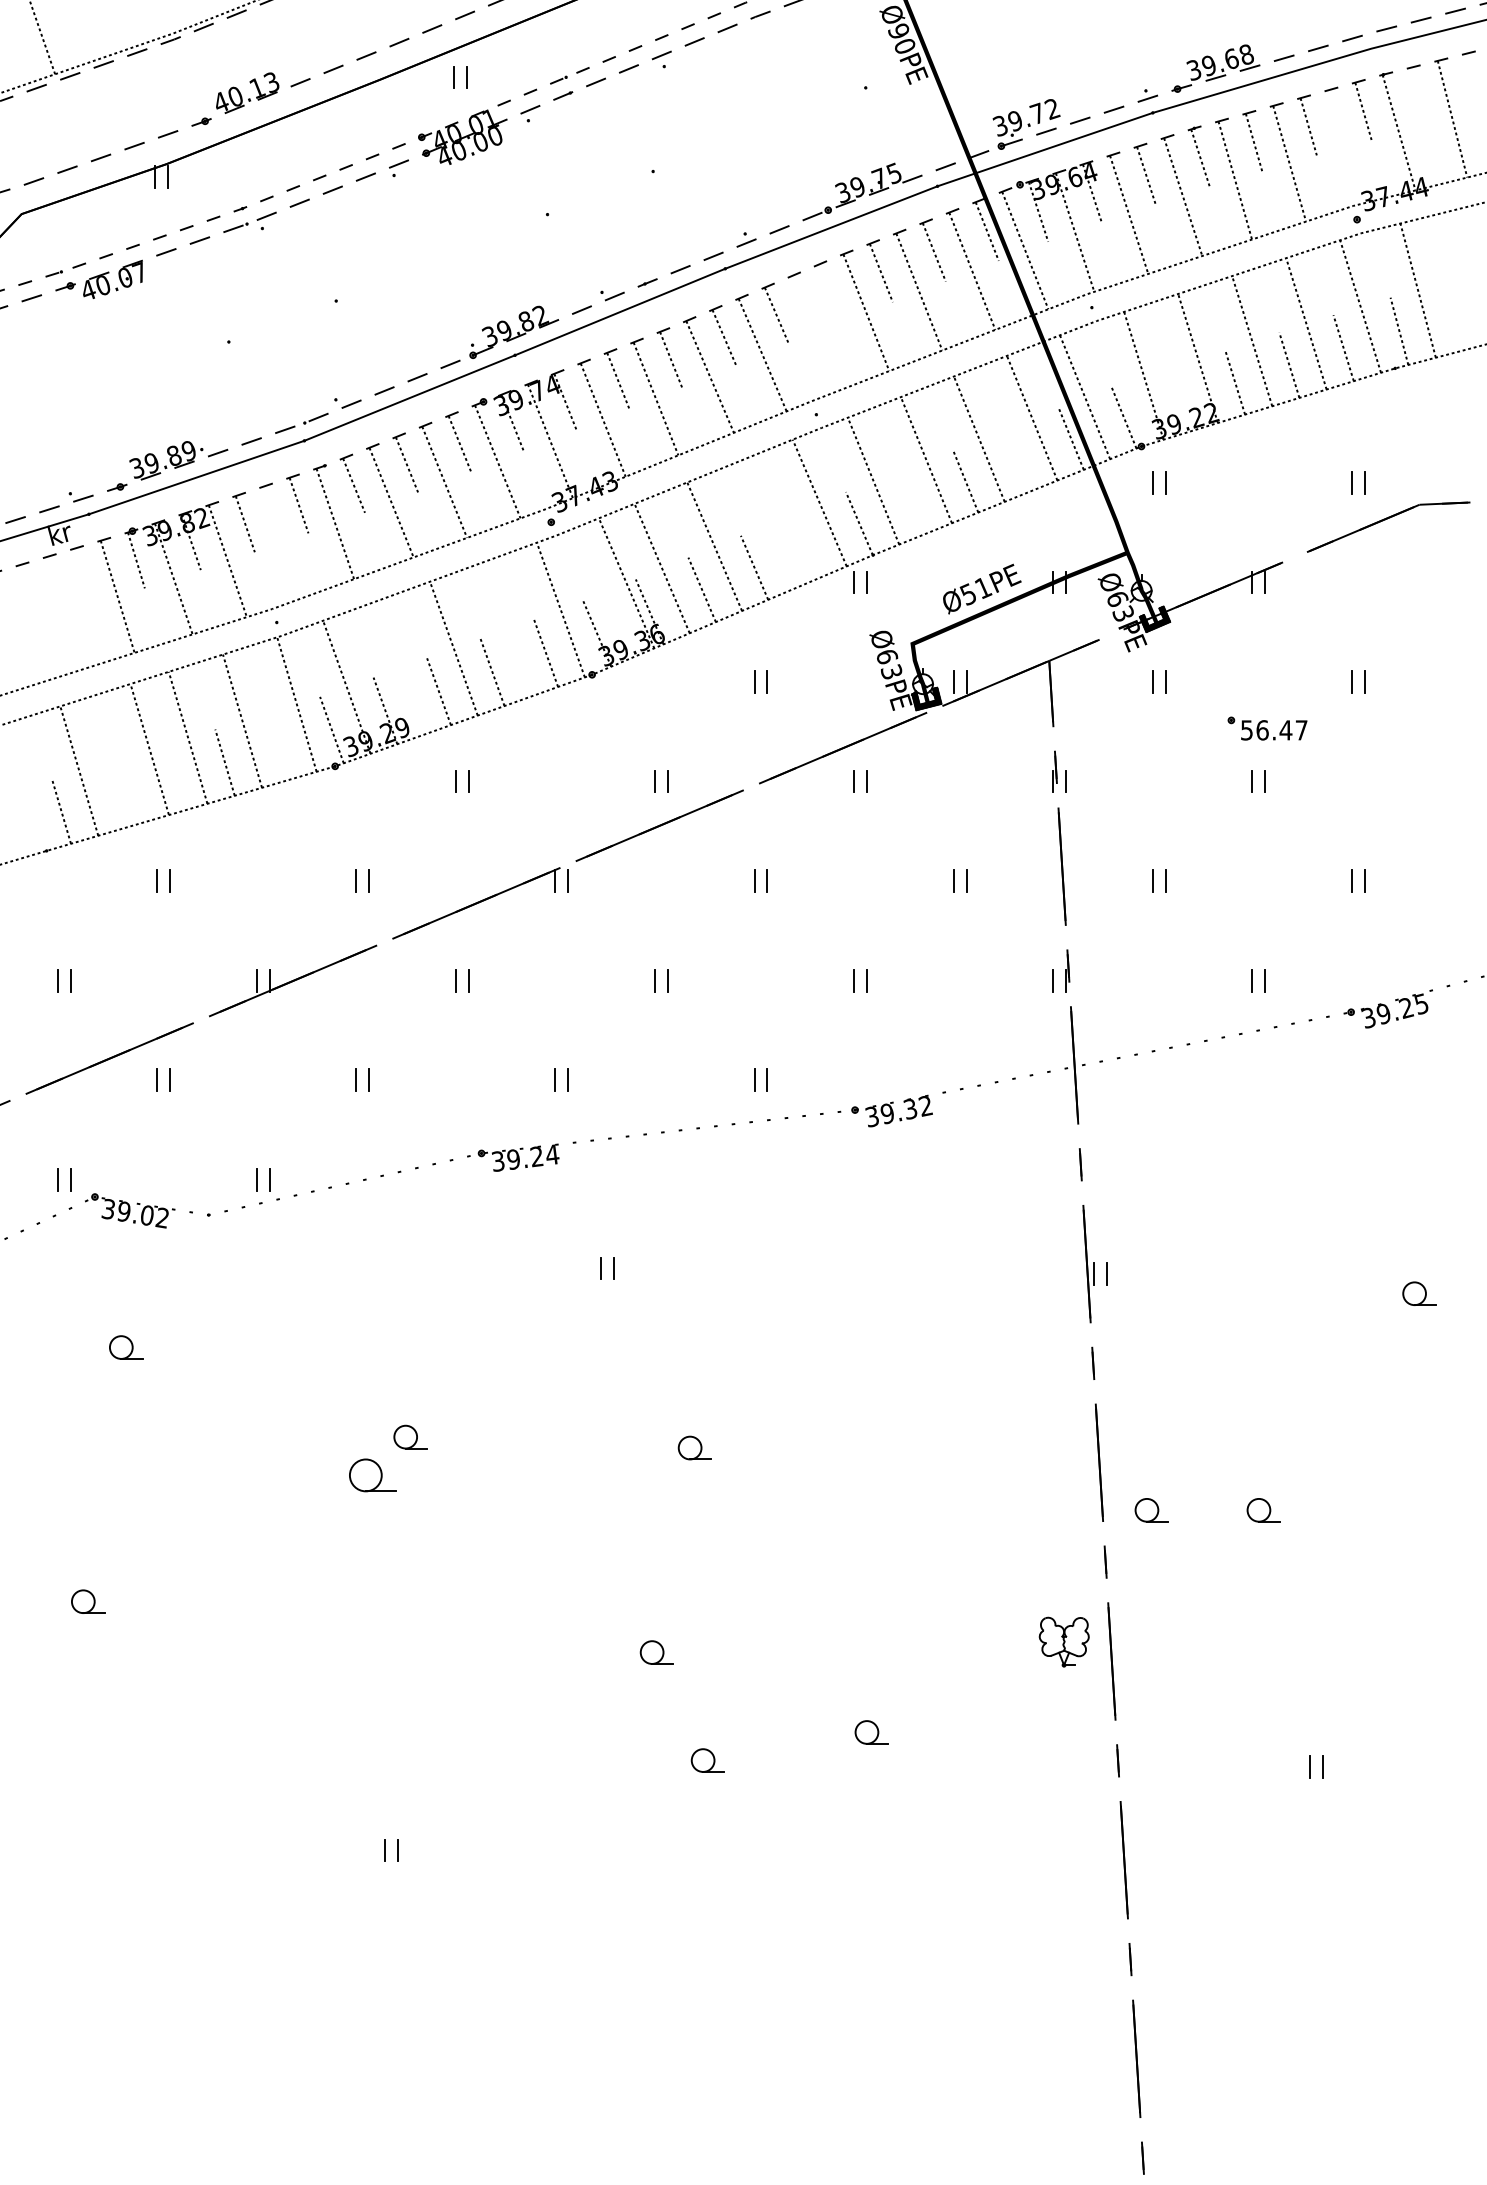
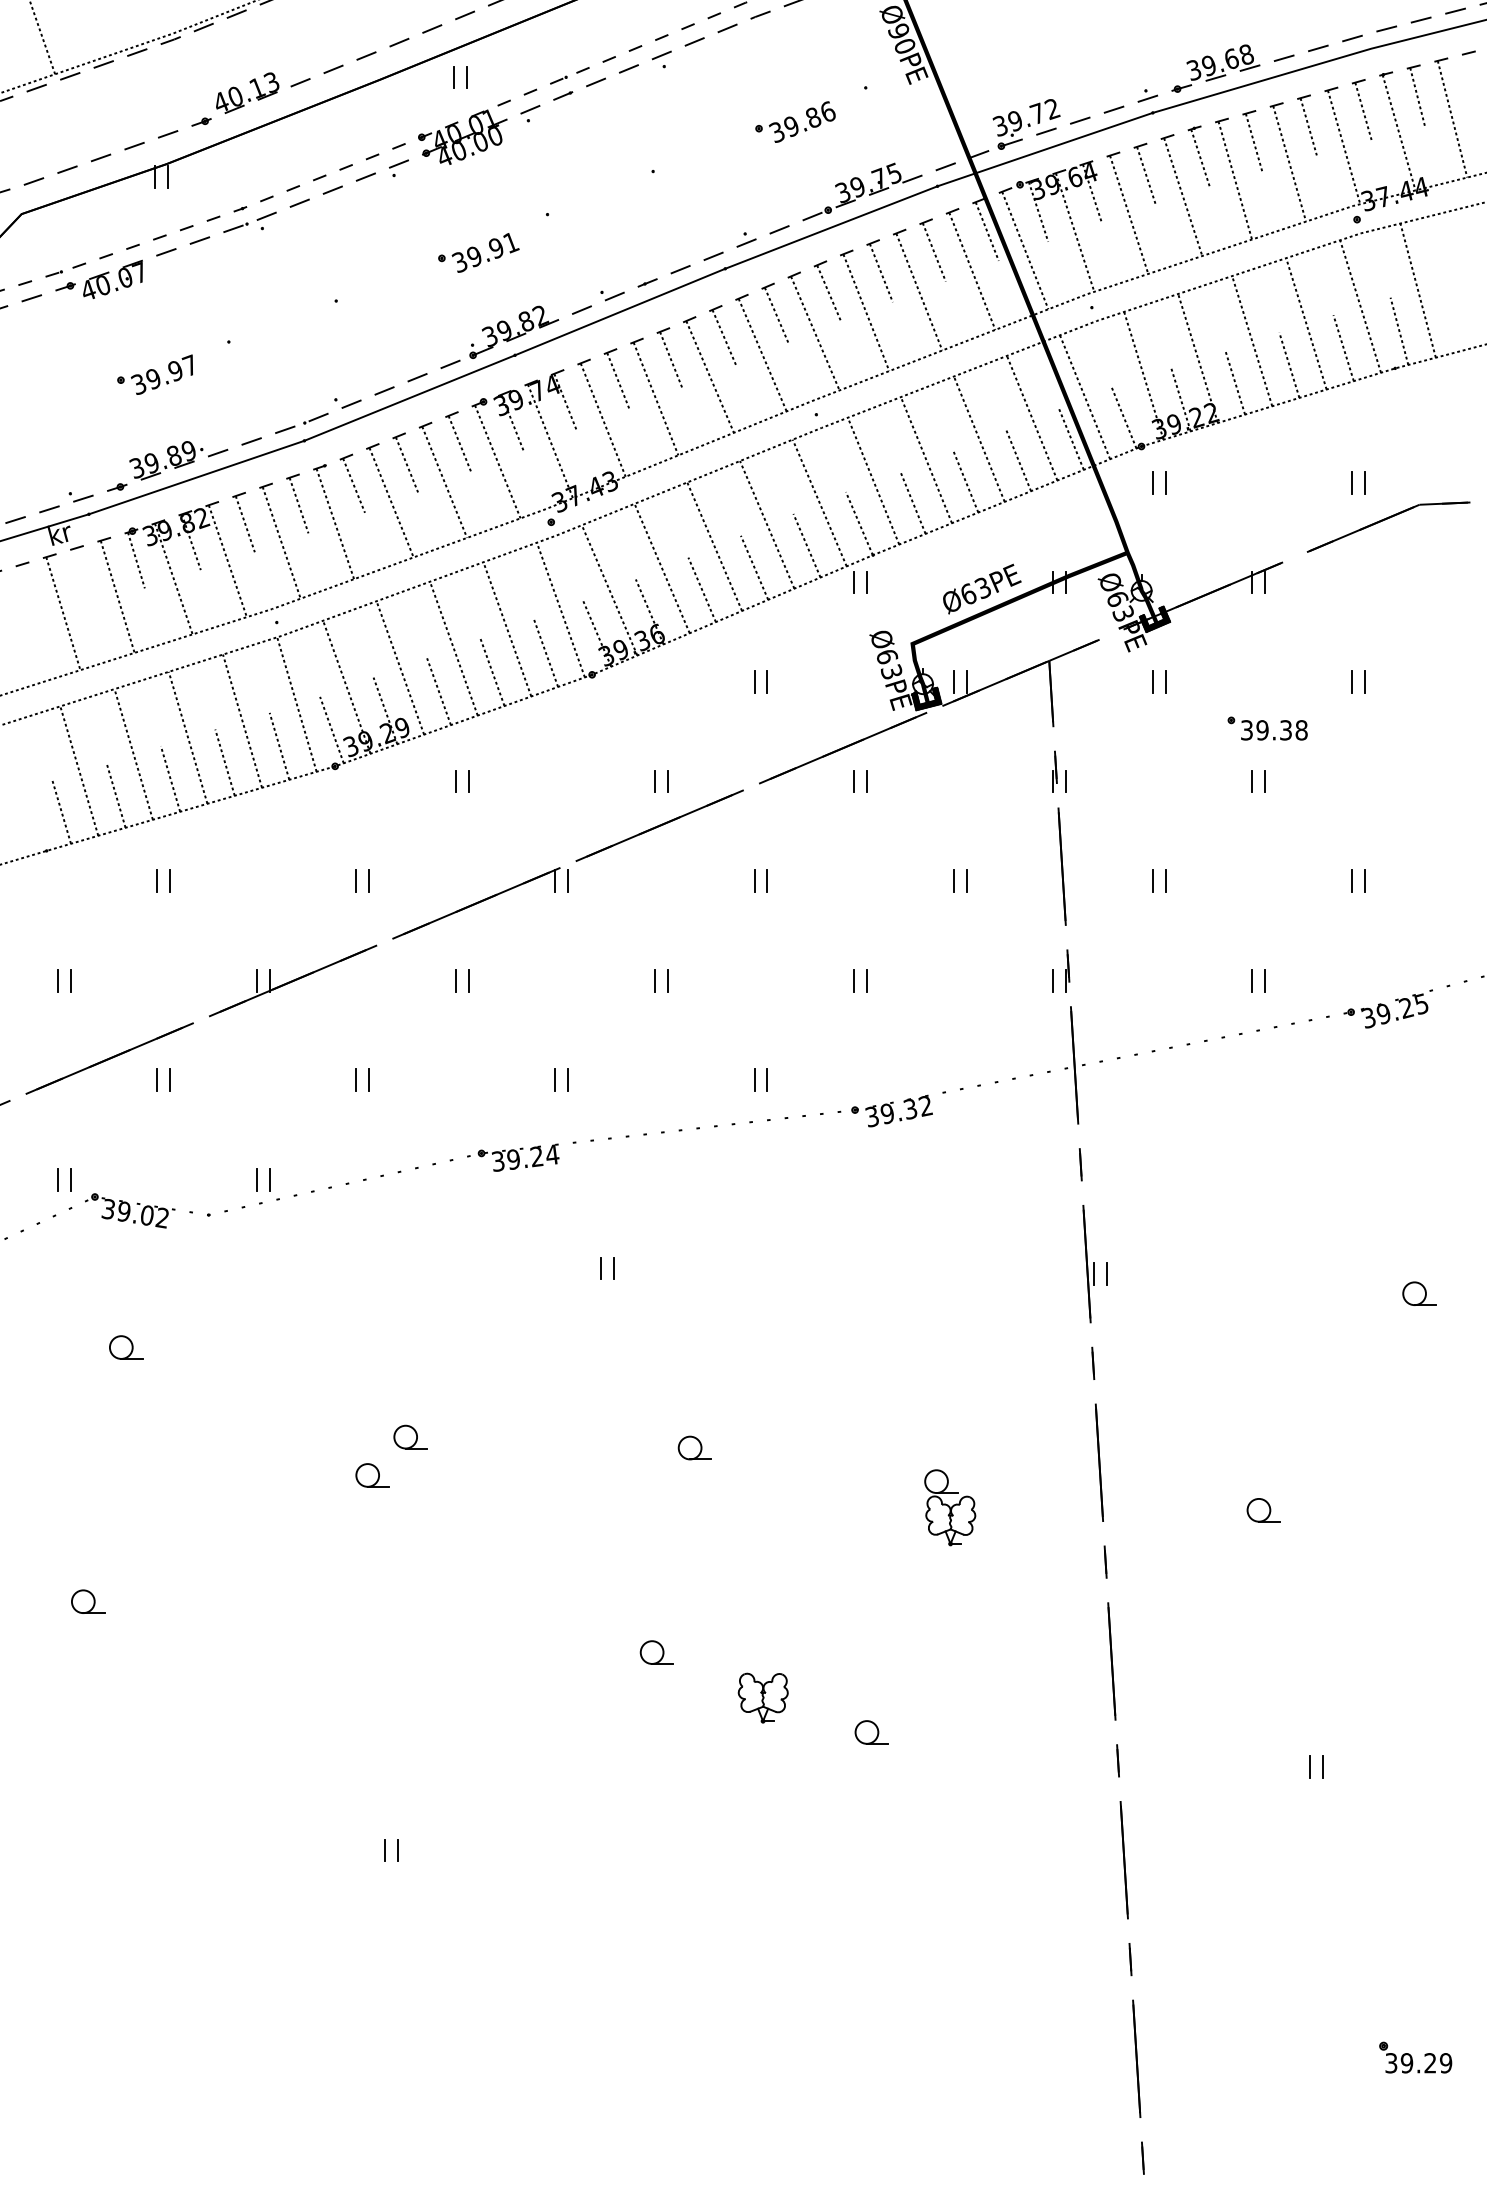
line: none -> present (1417, 96)
part: none -> present (795, 121)
line: none -> present (1343, 147)
part: none -> present (478, 252)
line: none -> present (829, 293)
line: none -> present (814, 333)
part: none -> present (154, 374)
line: none -> present (1180, 399)
line: none -> present (1018, 459)
line: none -> present (912, 501)
line: none -> present (767, 524)
line: none -> present (281, 542)
line: none -> present (806, 545)
line position: (626, 583) -> (609, 590) (609, 590)
text: Ø51PE -> Ø63PE (975, 591)
line: none -> present (63, 613)
line: none -> present (507, 629)
line: none -> present (400, 667)
text: 56.47 -> 39.38 (1274, 730)
line: none -> present (279, 745)
line position: (149, 749) -> (133, 754) (133, 754)
line: none -> present (170, 778)
line: none -> present (115, 794)
part size: 48x35 px -> 35x25 px (372, 1475)
part: none -> present (950, 1507)
part: present -> none (1151, 1510)
part position: (1063, 1641) -> (762, 1697) (762, 1697)
part: present -> none (707, 1760)
part: none -> present (1415, 2057)
